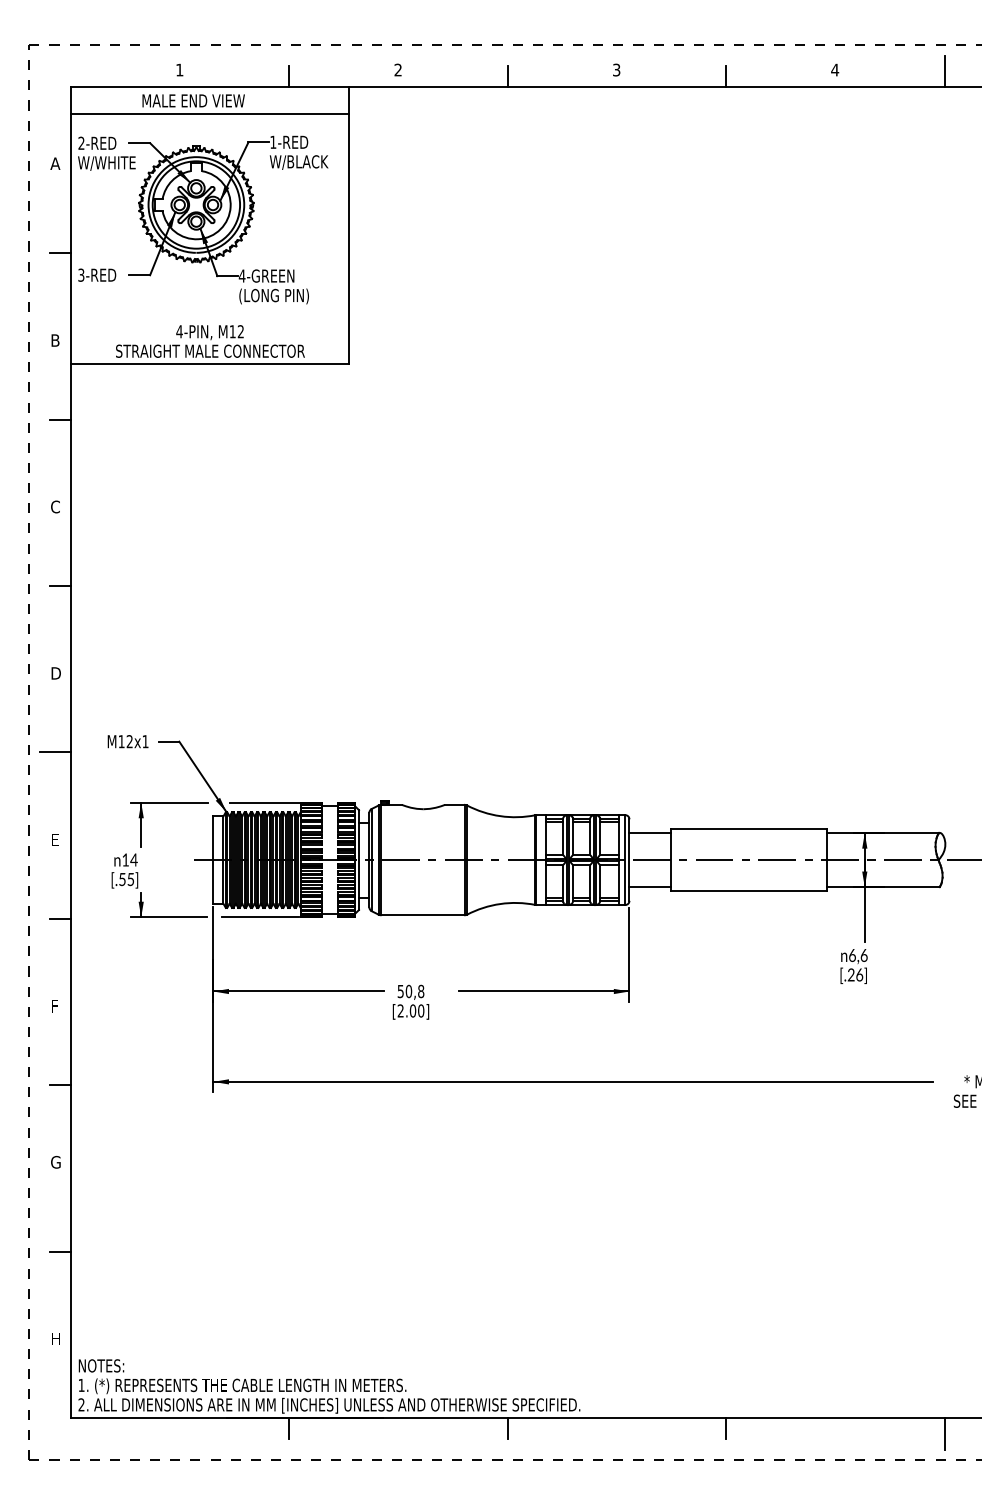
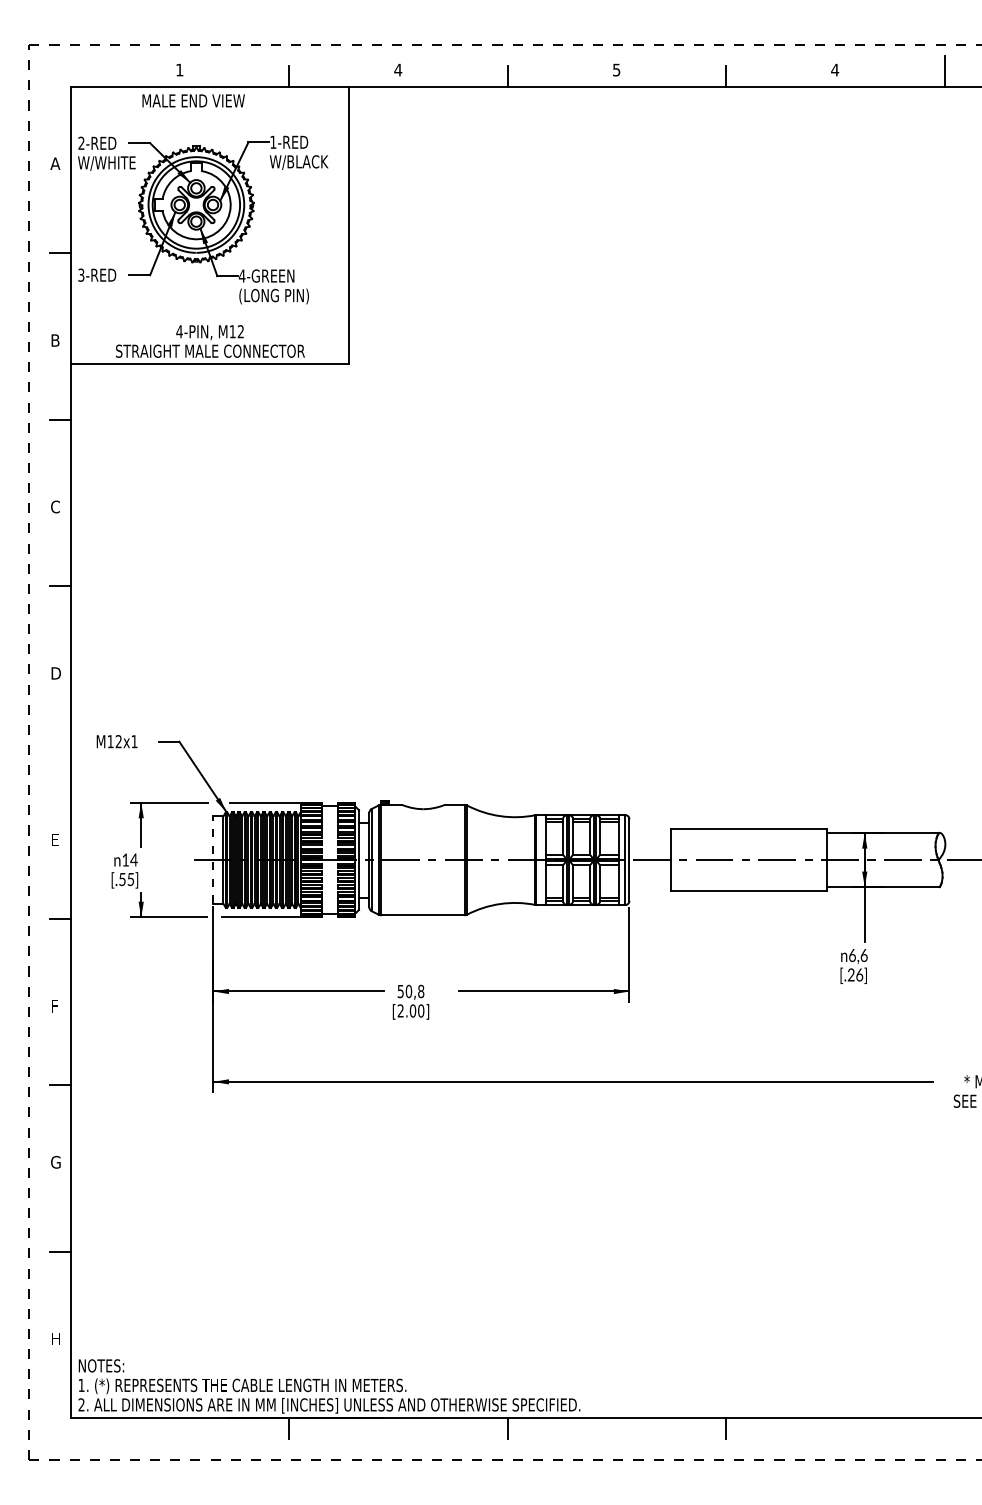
text: 2 -> 4 (398, 69)
text: 3 -> 5 (616, 69)
line: present -> none (209, 114)
text position: (127, 741) -> (116, 741) (116, 741)
line: present -> none (54, 752)
line: present -> none (650, 833)
line: solid -> dashed (213, 860)
line: present -> none (650, 887)
line: present -> none (944, 1433)
